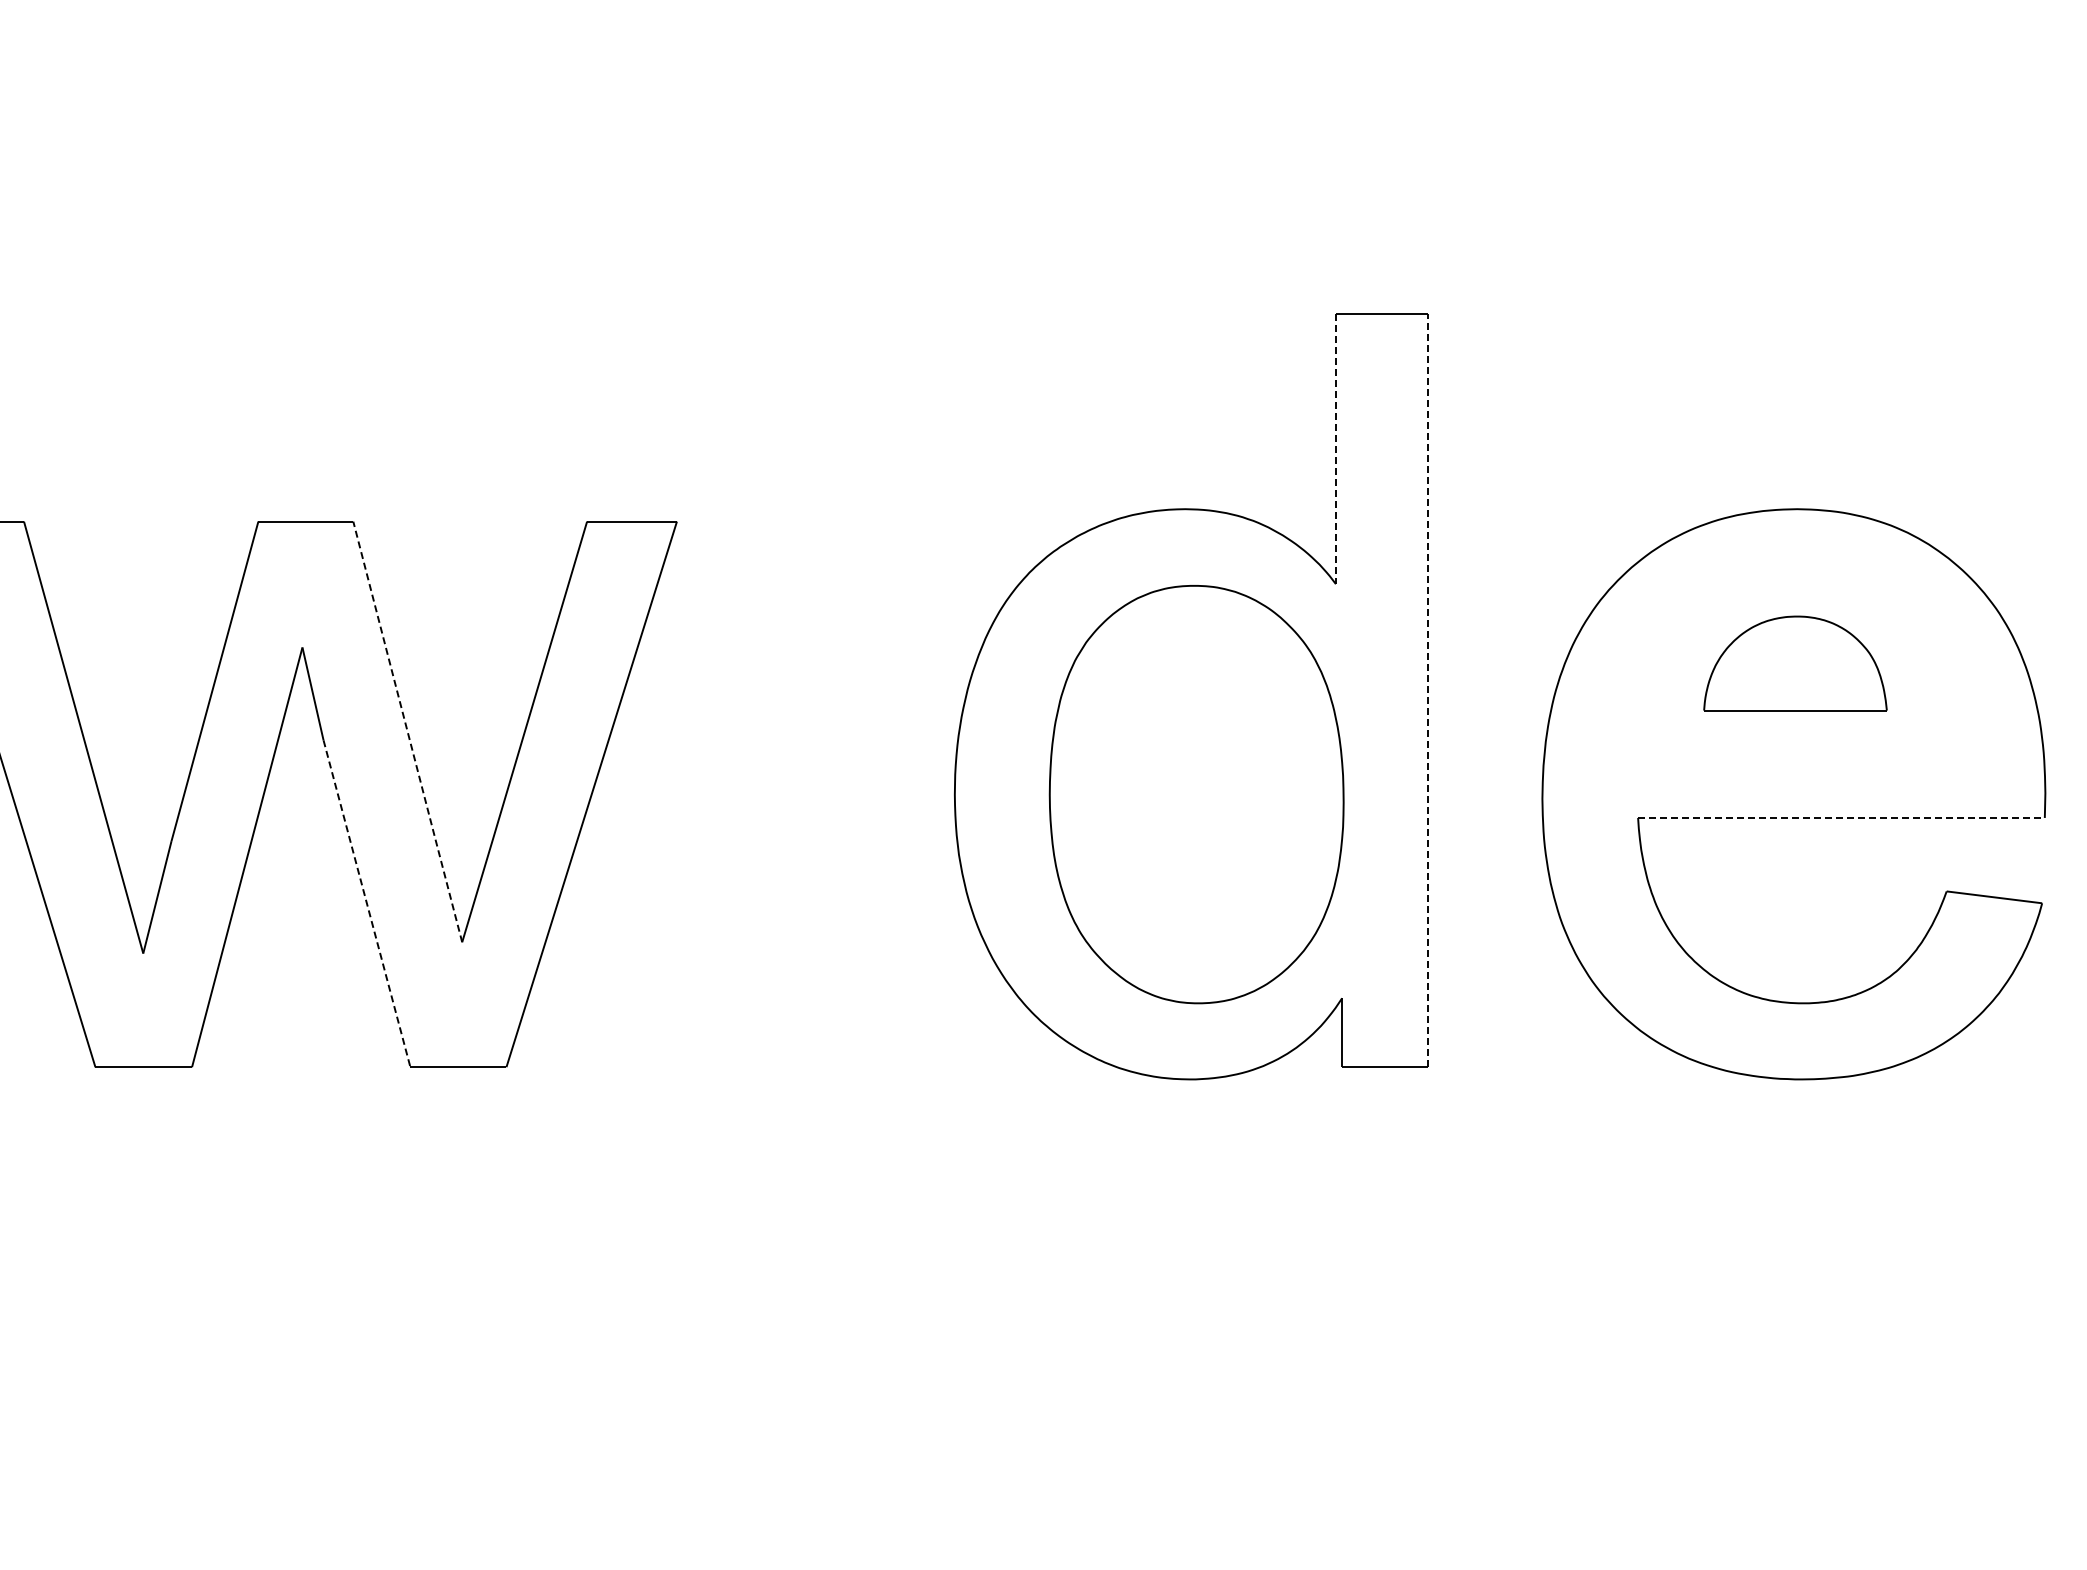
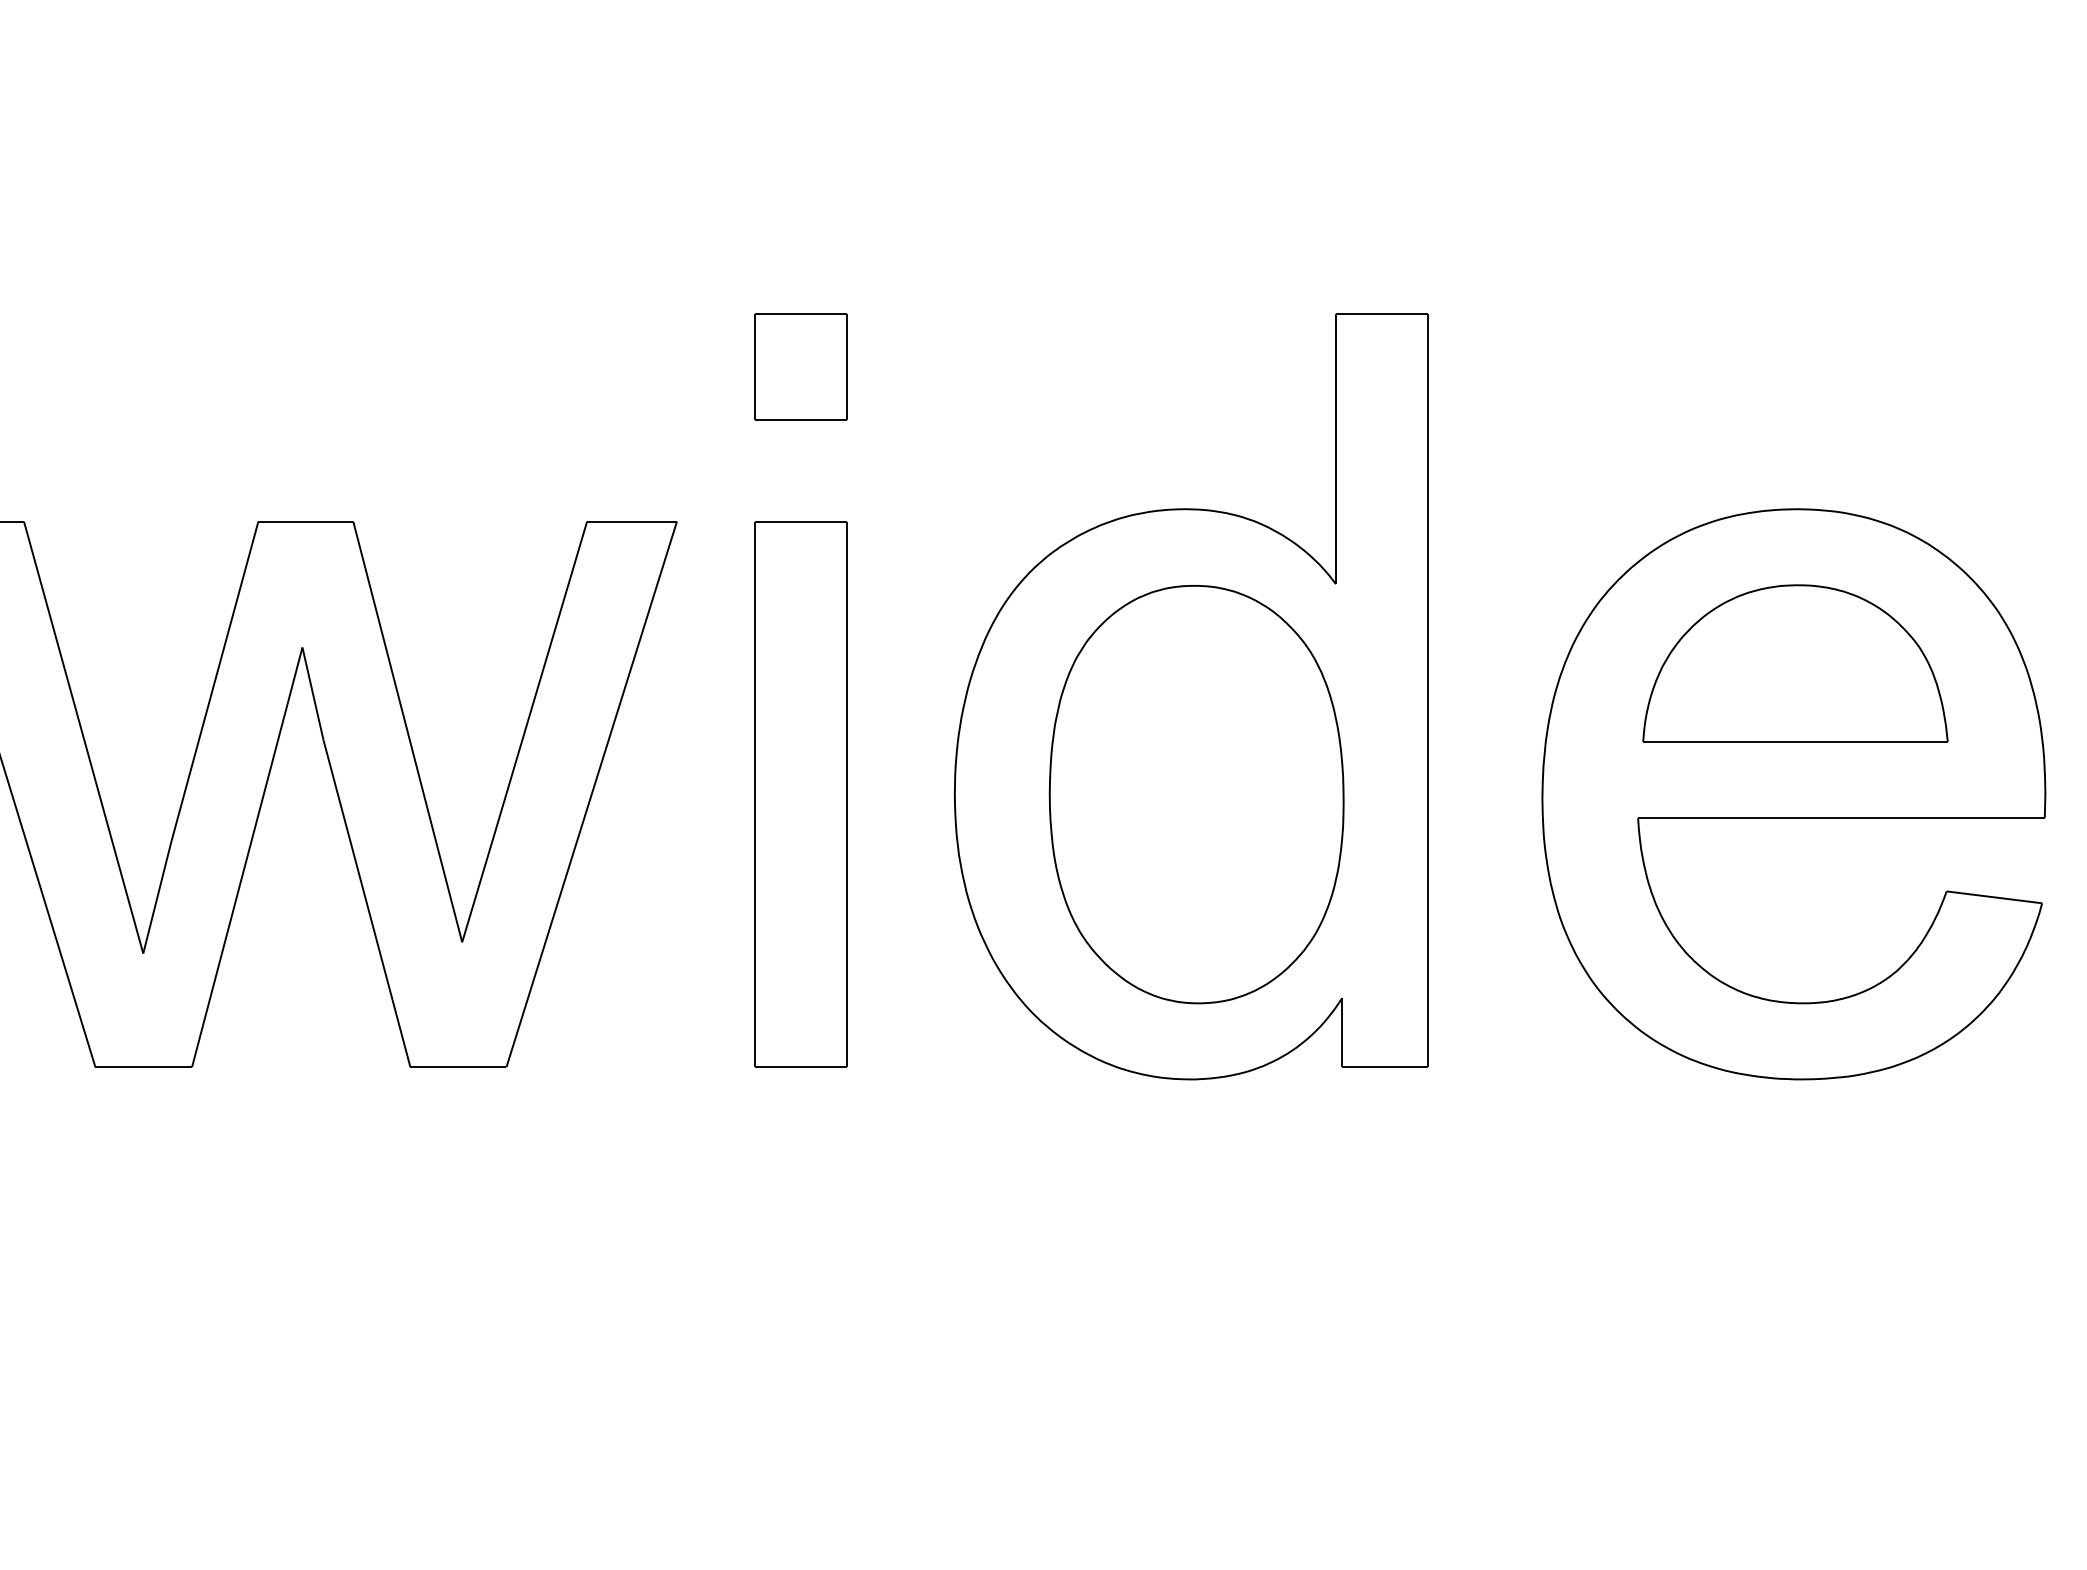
part: none -> present (800, 366)
line: dashed -> solid (1335, 449)
part size: 185x97 px -> 307x159 px (1795, 663)
line: dashed -> solid (1427, 690)
line: dashed -> solid (407, 732)
part: none -> present (800, 794)
line: dashed -> solid (1841, 817)
line: dashed -> solid (367, 904)
